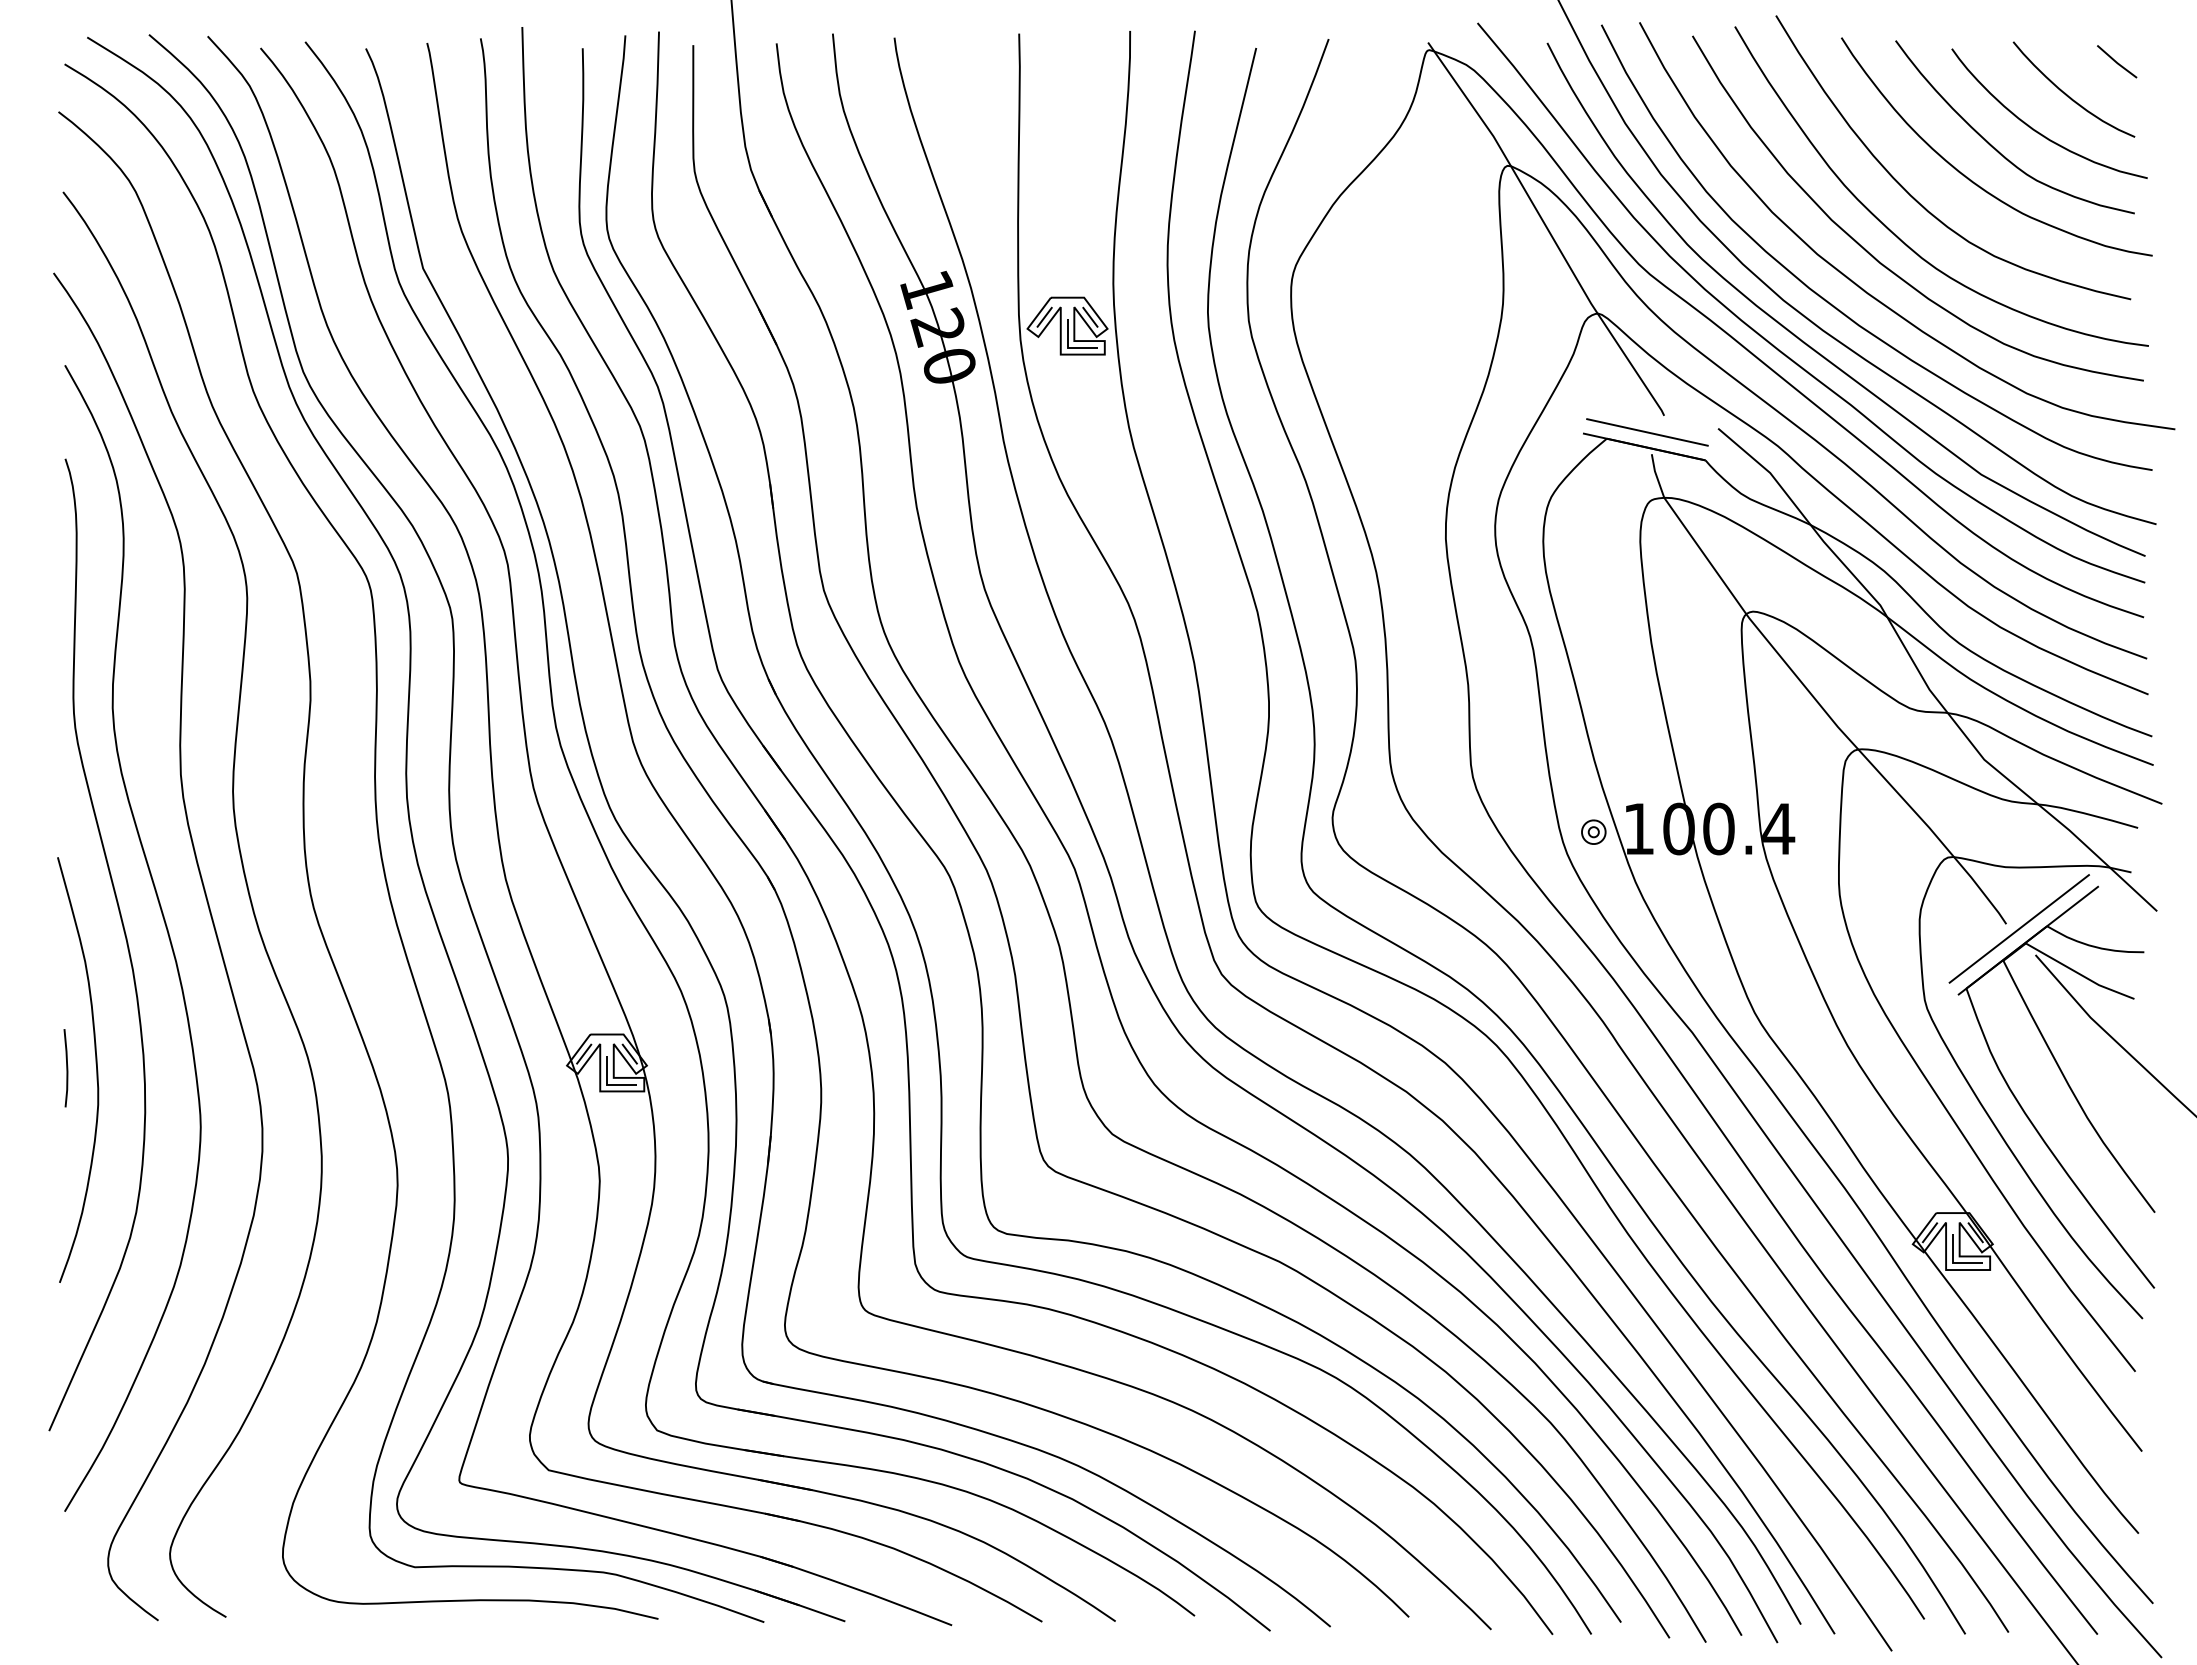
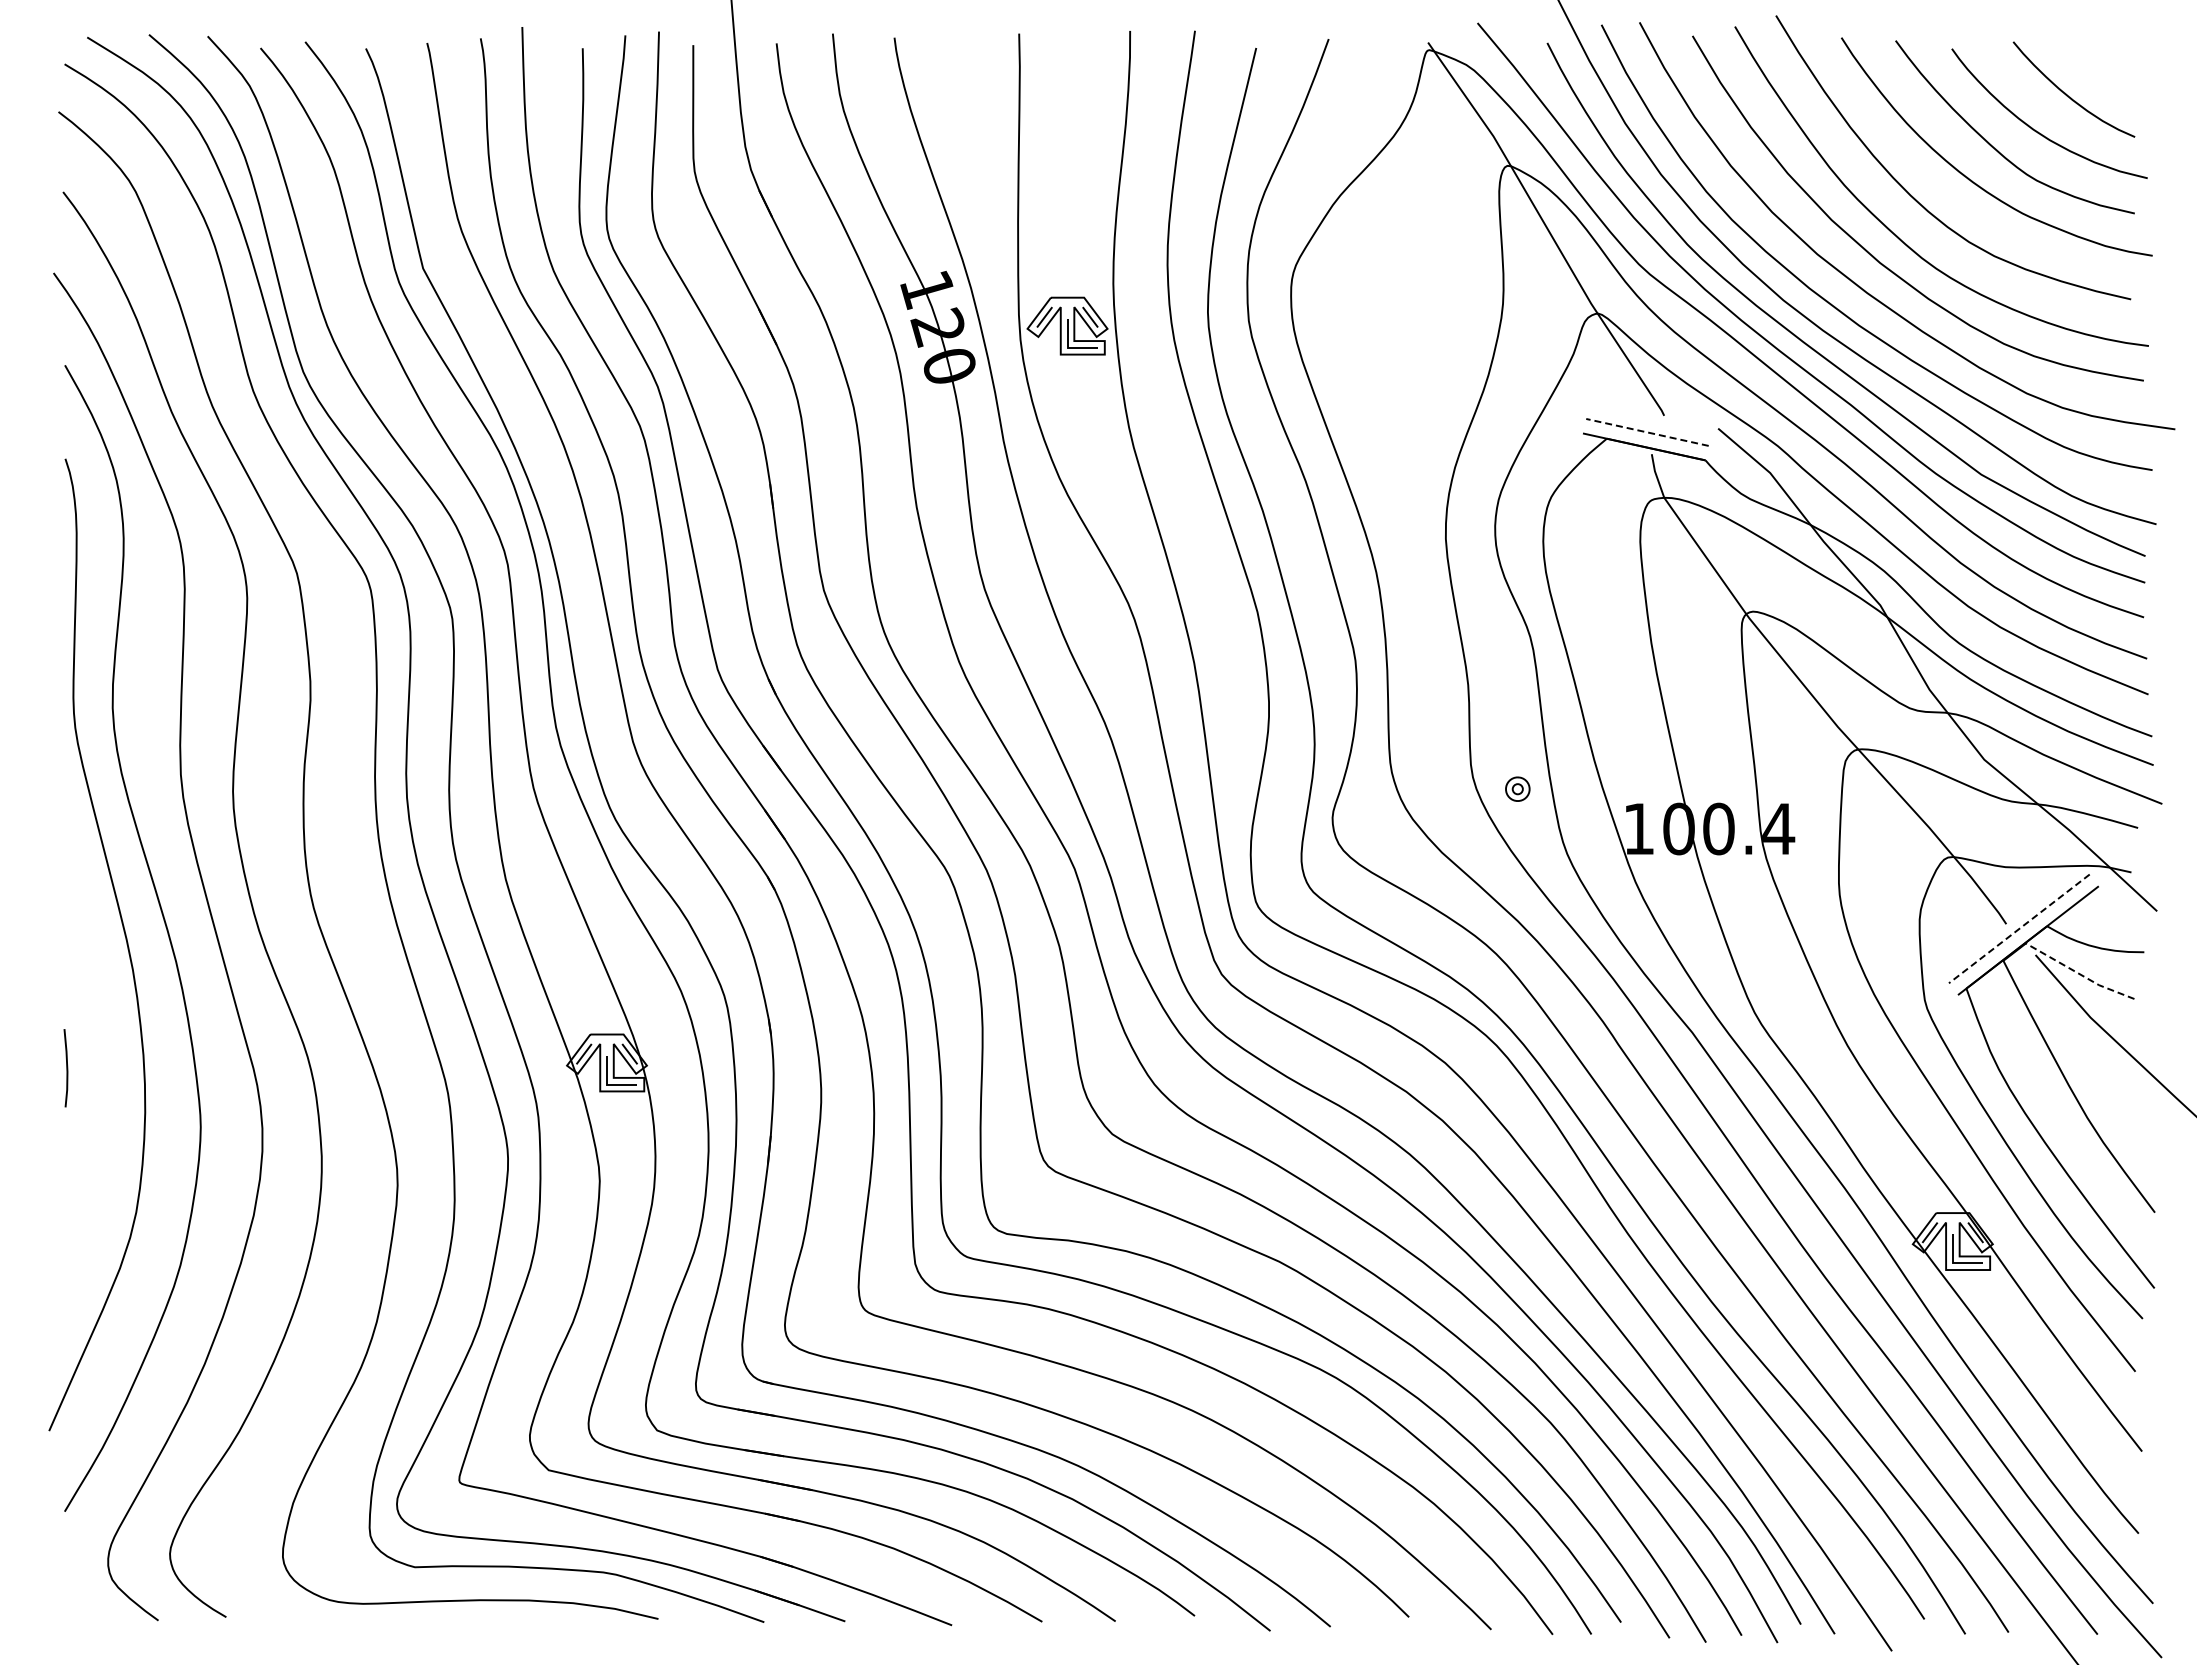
line: present -> none (2116, 61)
line: solid -> dashed (1647, 432)
part position: (1593, 831) -> (1517, 788) (1517, 788)
line: solid -> dashed (2019, 928)
line: solid -> dashed (2079, 973)
curve: present -> none (95, 1064)
